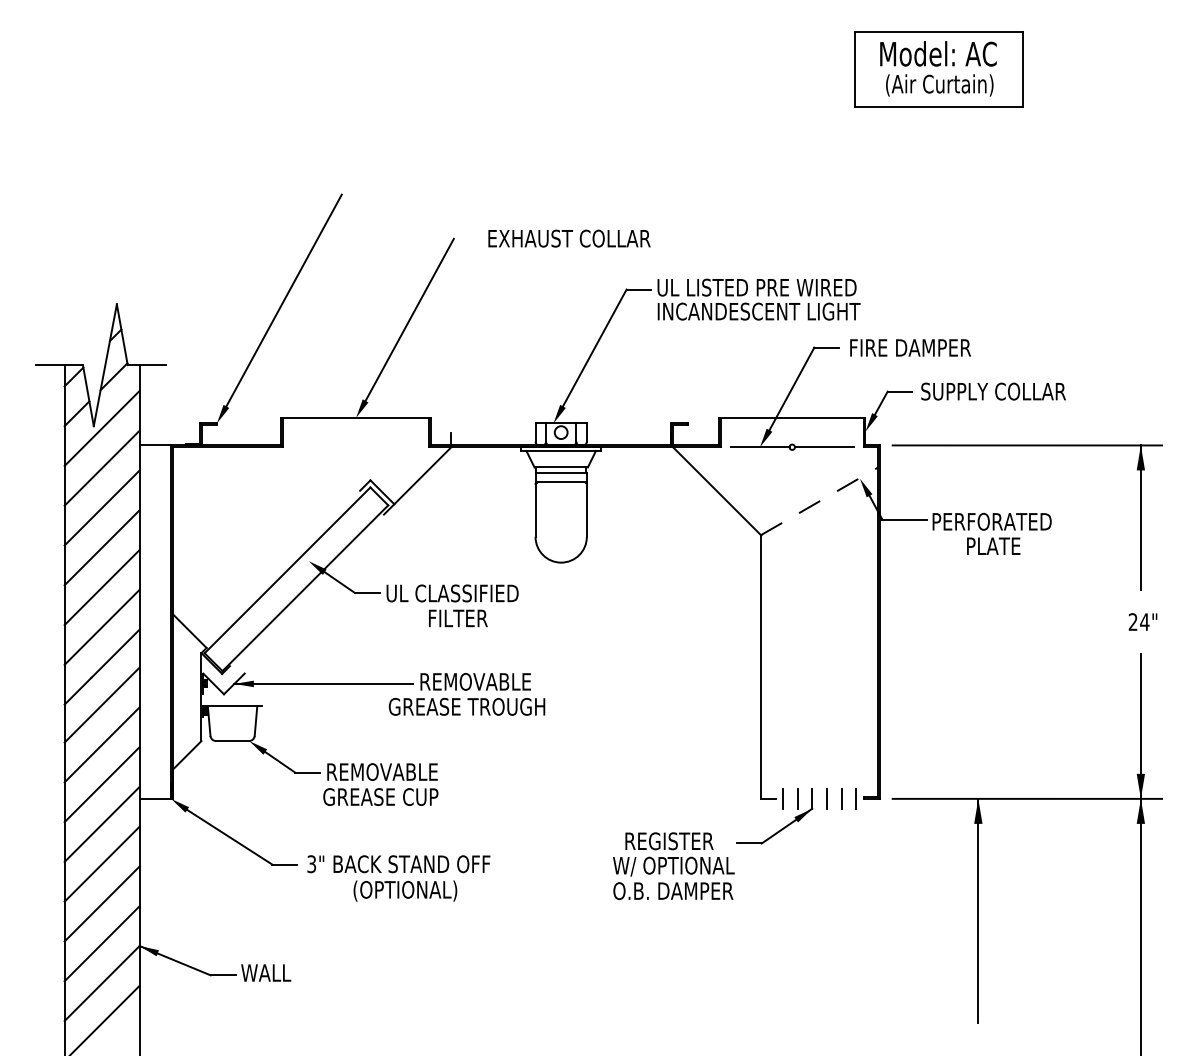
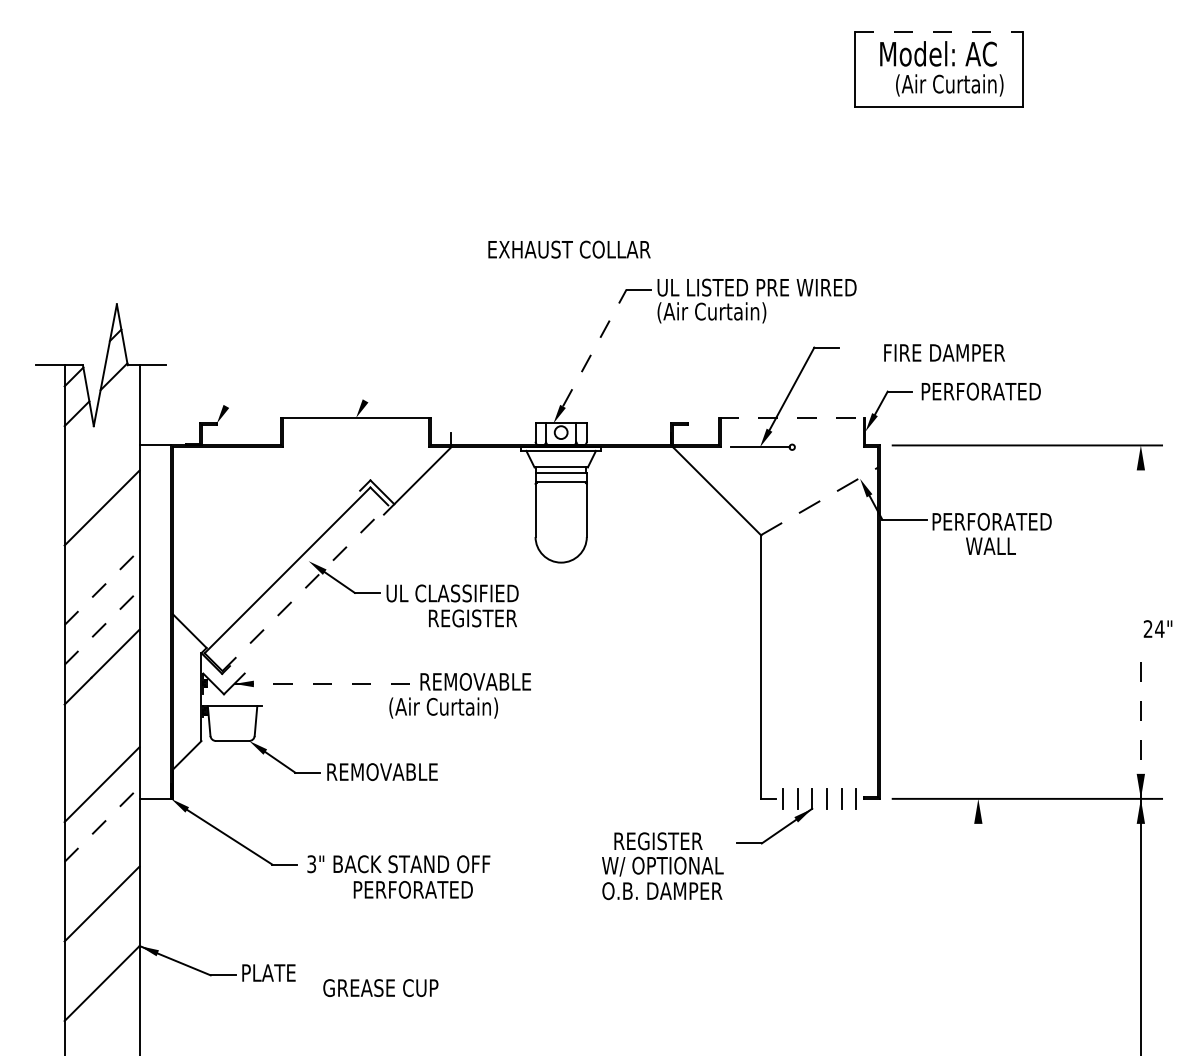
line: solid -> dashed (939, 31)
text position: (939, 85) -> (949, 85) (949, 85)
text position: (569, 238) -> (569, 249) (569, 249)
line: present -> none (283, 300)
text: INCANDESCENT LIGHT -> (Air Curtain) (758, 312)
line: present -> none (409, 319)
line: solid -> dashed (594, 347)
text position: (910, 347) -> (944, 352) (944, 352)
text: SUPPLY COLLAR -> PERFORATED (993, 391)
line: solid -> dashed (792, 417)
line: present -> none (101, 427)
line: present -> none (823, 447)
line: present -> none (101, 467)
line: present -> none (1140, 517)
text: PLATE -> WALL (993, 545)
line: present -> none (101, 547)
line: solid -> dashed (102, 587)
line: solid -> dashed (305, 587)
text: FILTER -> REGISTER (473, 618)
text position: (1142, 621) -> (1157, 628) (1157, 628)
line: solid -> dashed (102, 626)
line: solid -> dashed (324, 683)
line: present -> none (101, 704)
text: GREASE TROUGH -> (Air Curtain) (466, 707)
line: solid -> dashed (1140, 725)
line: present -> none (101, 744)
text position: (380, 796) -> (380, 987) (380, 987)
line: solid -> dashed (102, 824)
line: present -> none (101, 863)
text position: (673, 866) -> (662, 866) (662, 866)
text: (OPTIONAL) -> PERFORATED (412, 890)
line: present -> none (978, 910)
line: present -> none (101, 943)
text: WALL -> PLATE (268, 972)
line: present -> none (106, 1018)
